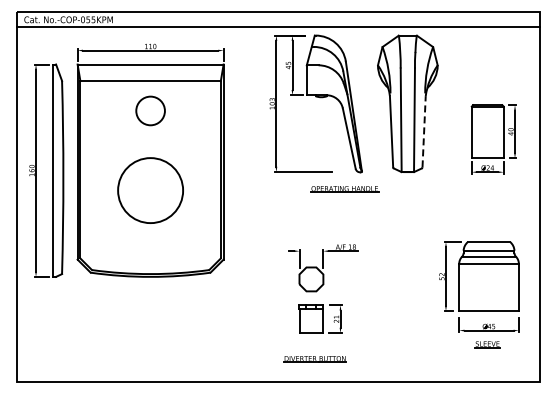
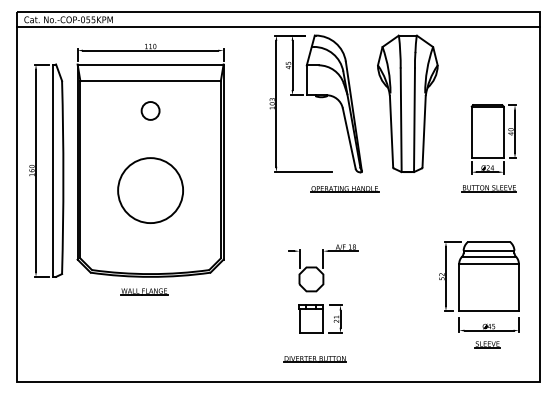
circle diameter: 29 px -> 18 px (150, 110)
line: dashed -> solid (424, 131)
part: none -> present (488, 188)
part: none -> present (144, 291)
